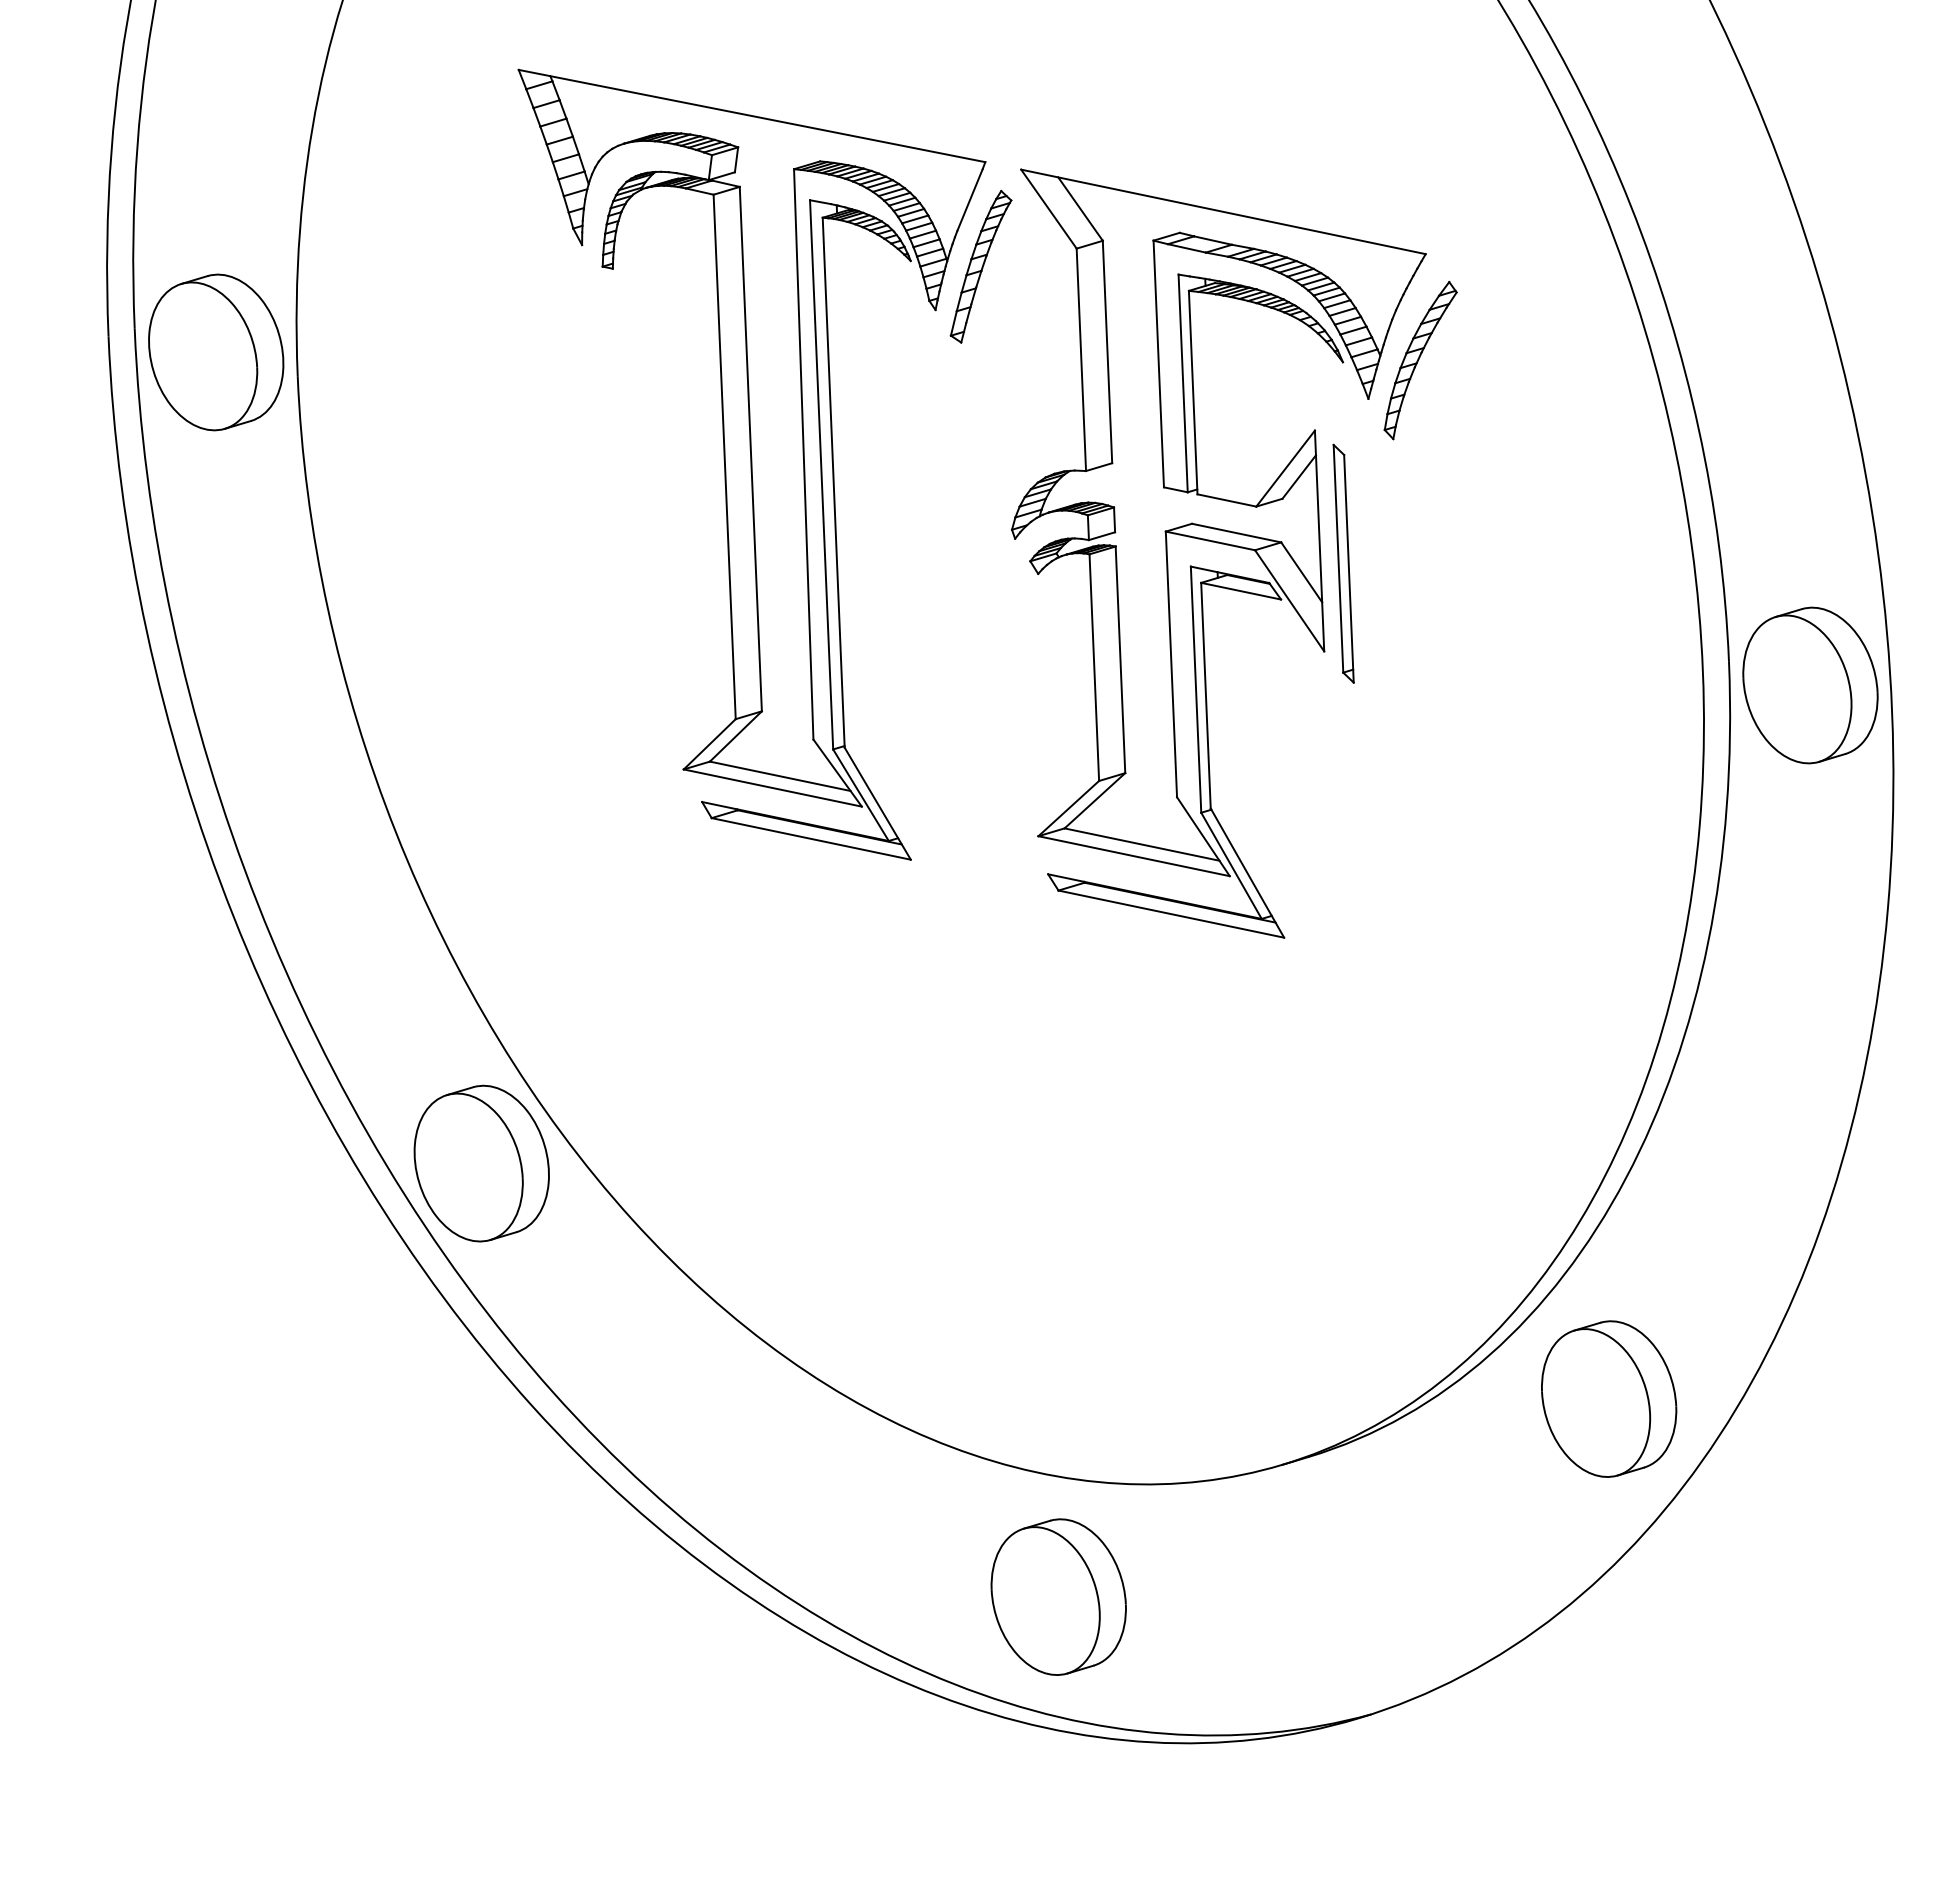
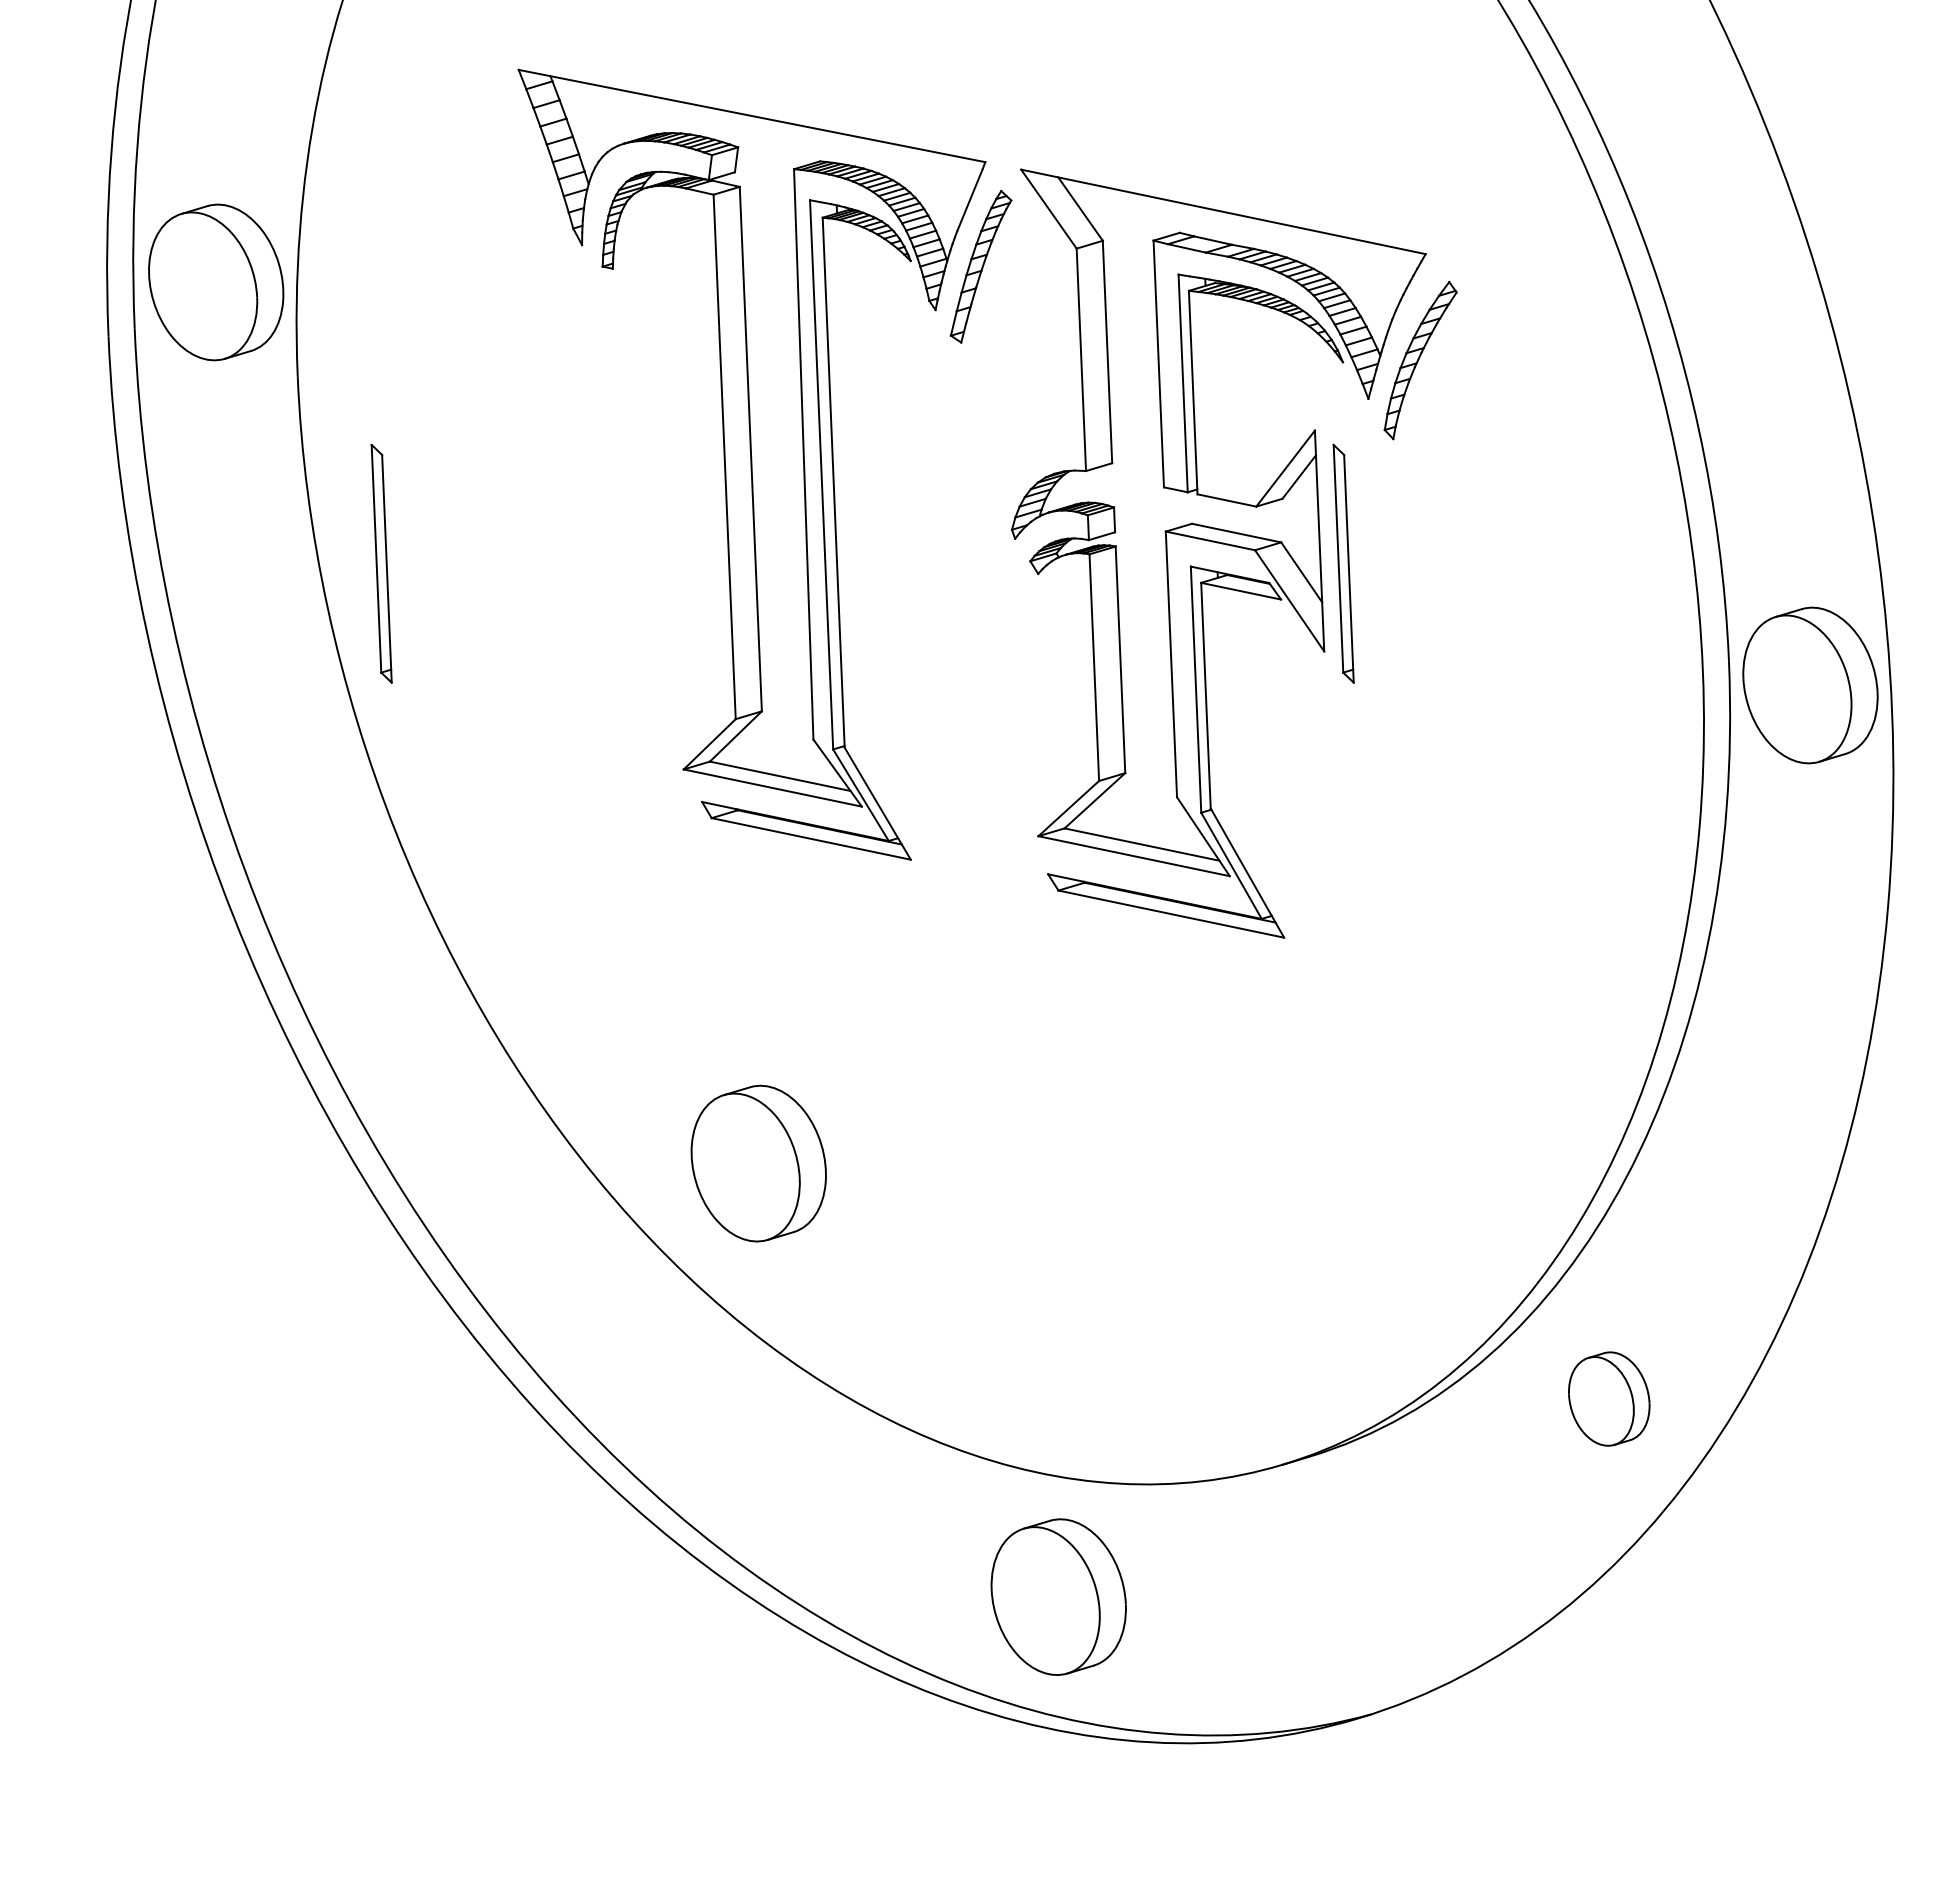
part position: (216, 352) -> (216, 282) (216, 282)
part: none -> present (381, 563)
part position: (481, 1163) -> (758, 1163) (758, 1163)
part size: 137x158 px -> 83x96 px (1609, 1398)
